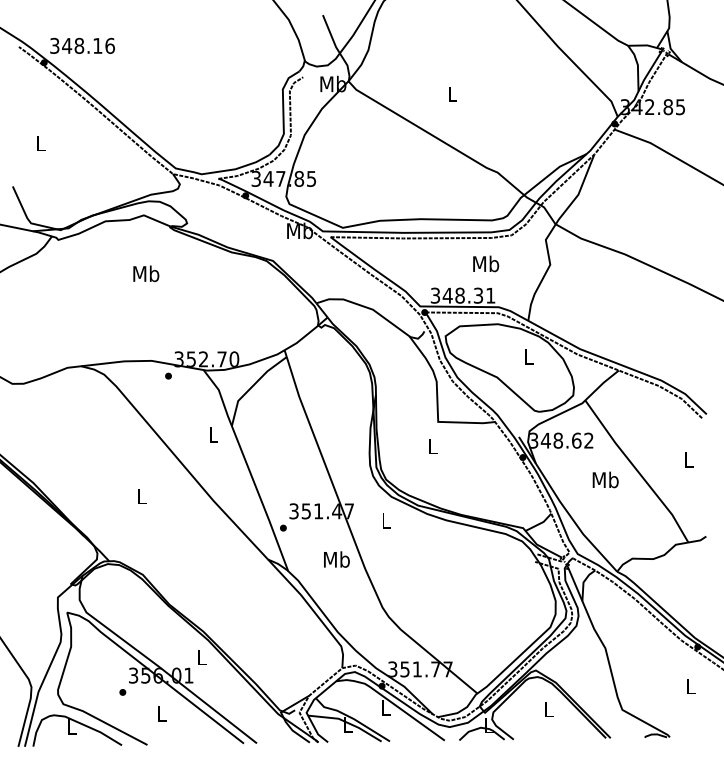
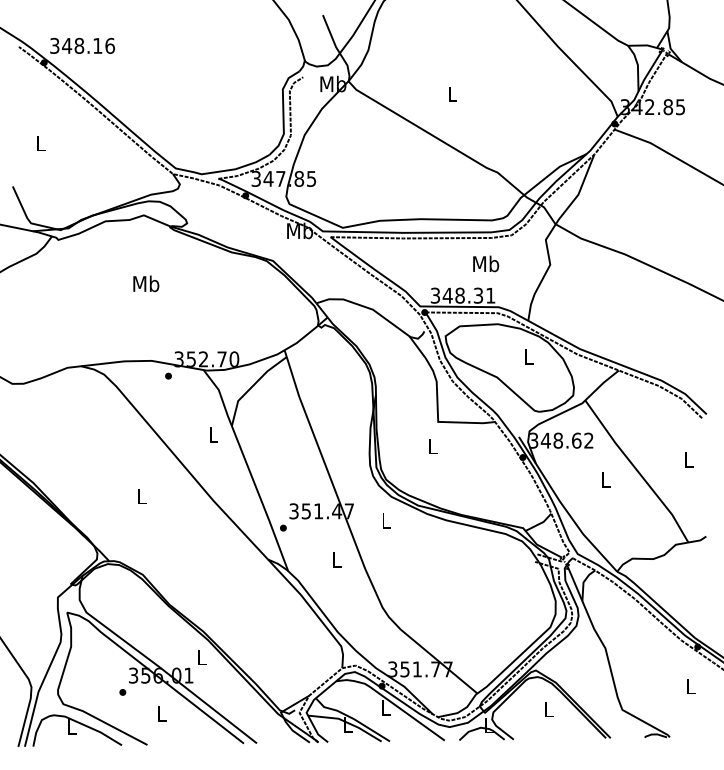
text position: (146, 273) -> (146, 283) (146, 283)
text: Mb -> L (605, 479)
text: Mb -> L (336, 559)
